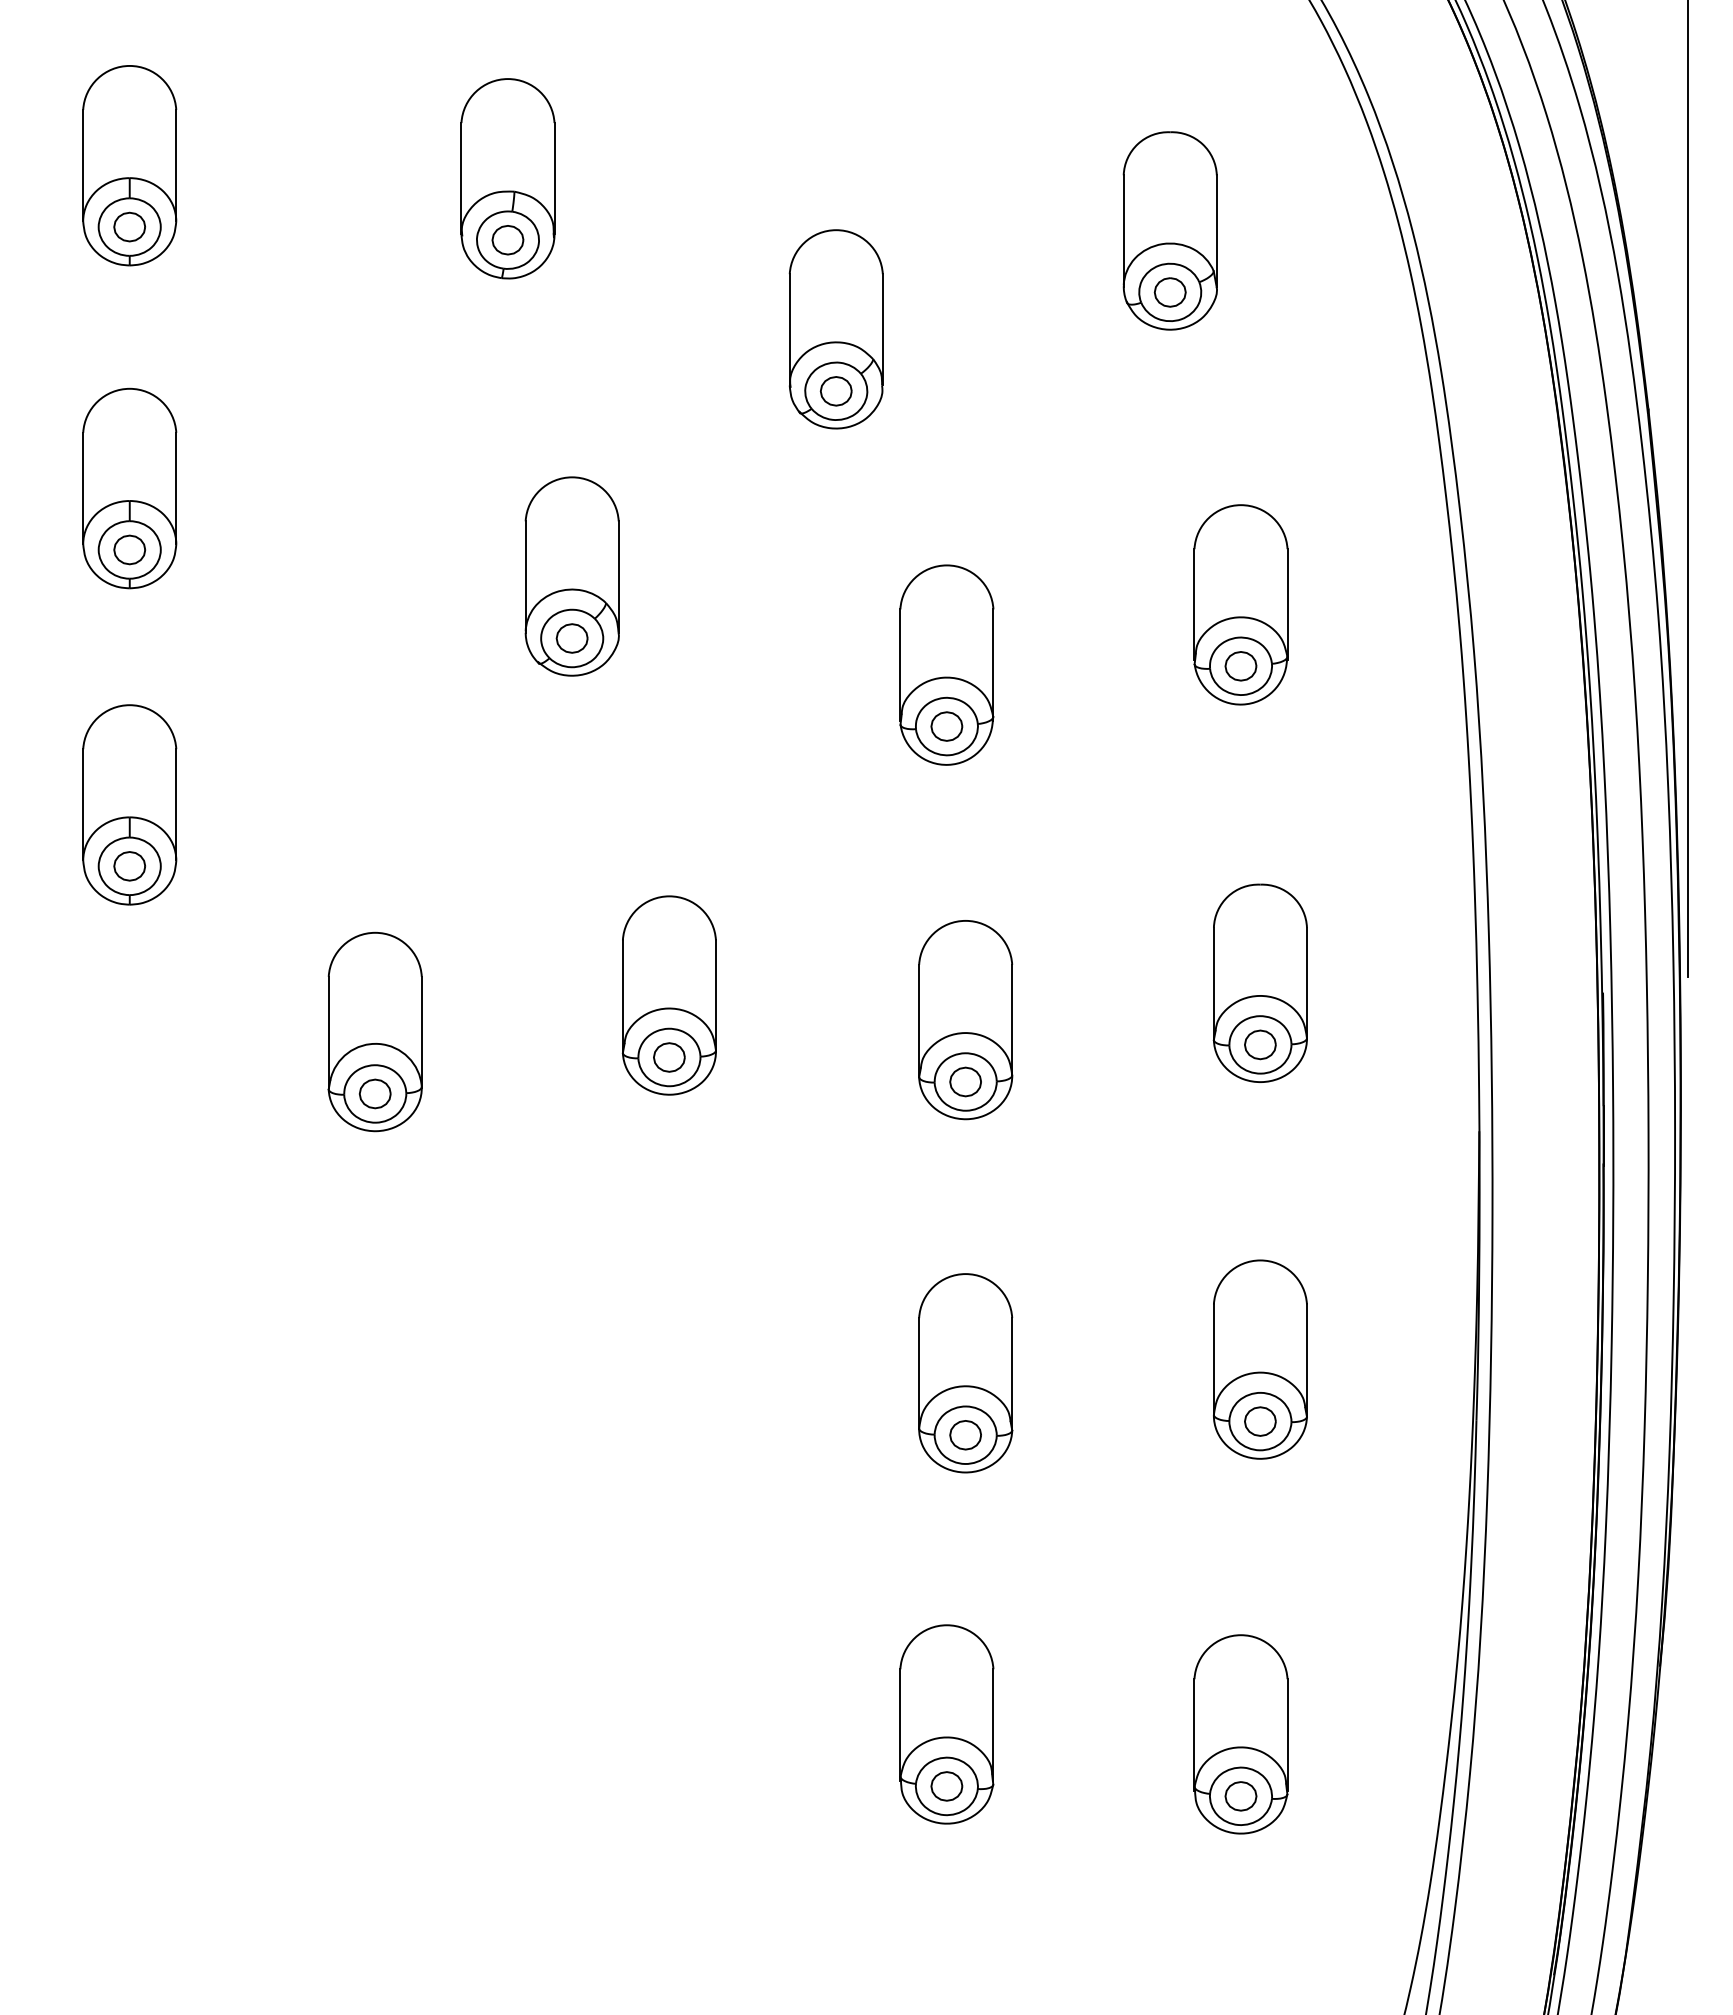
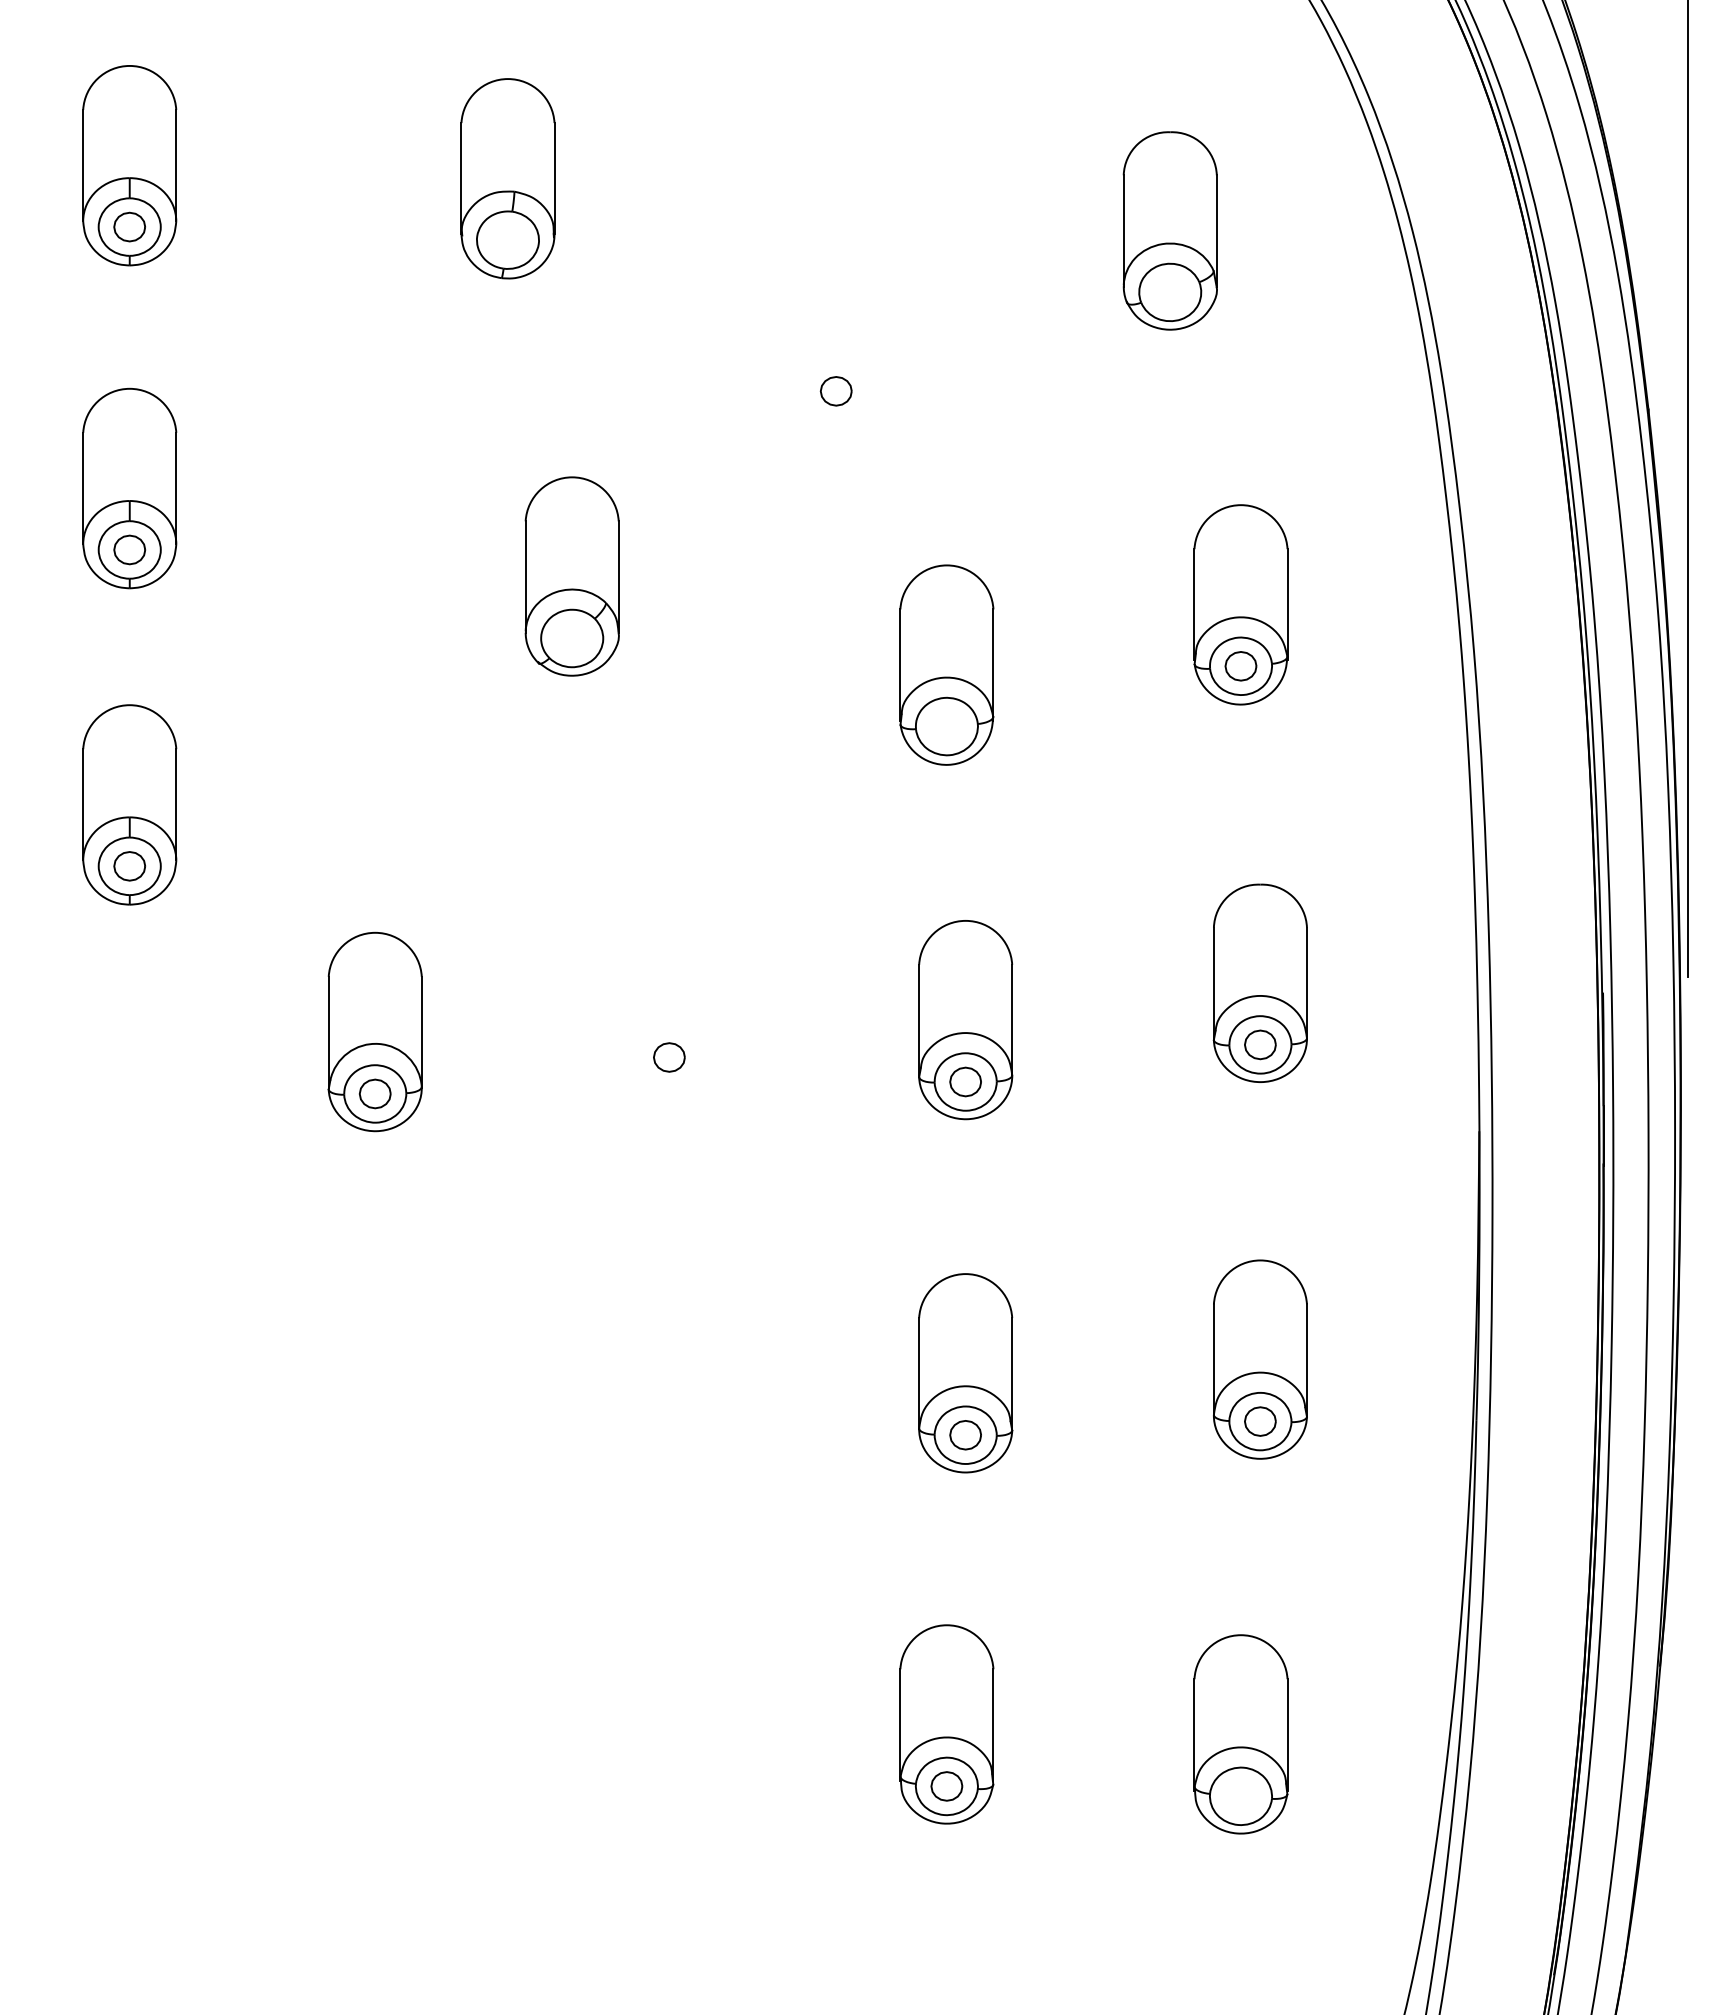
part: present -> none (507, 240)
part: present -> none (1169, 292)
part: present -> none (835, 329)
part: present -> none (571, 638)
part: present -> none (946, 726)
part: present -> none (668, 995)
part: present -> none (1240, 1796)
